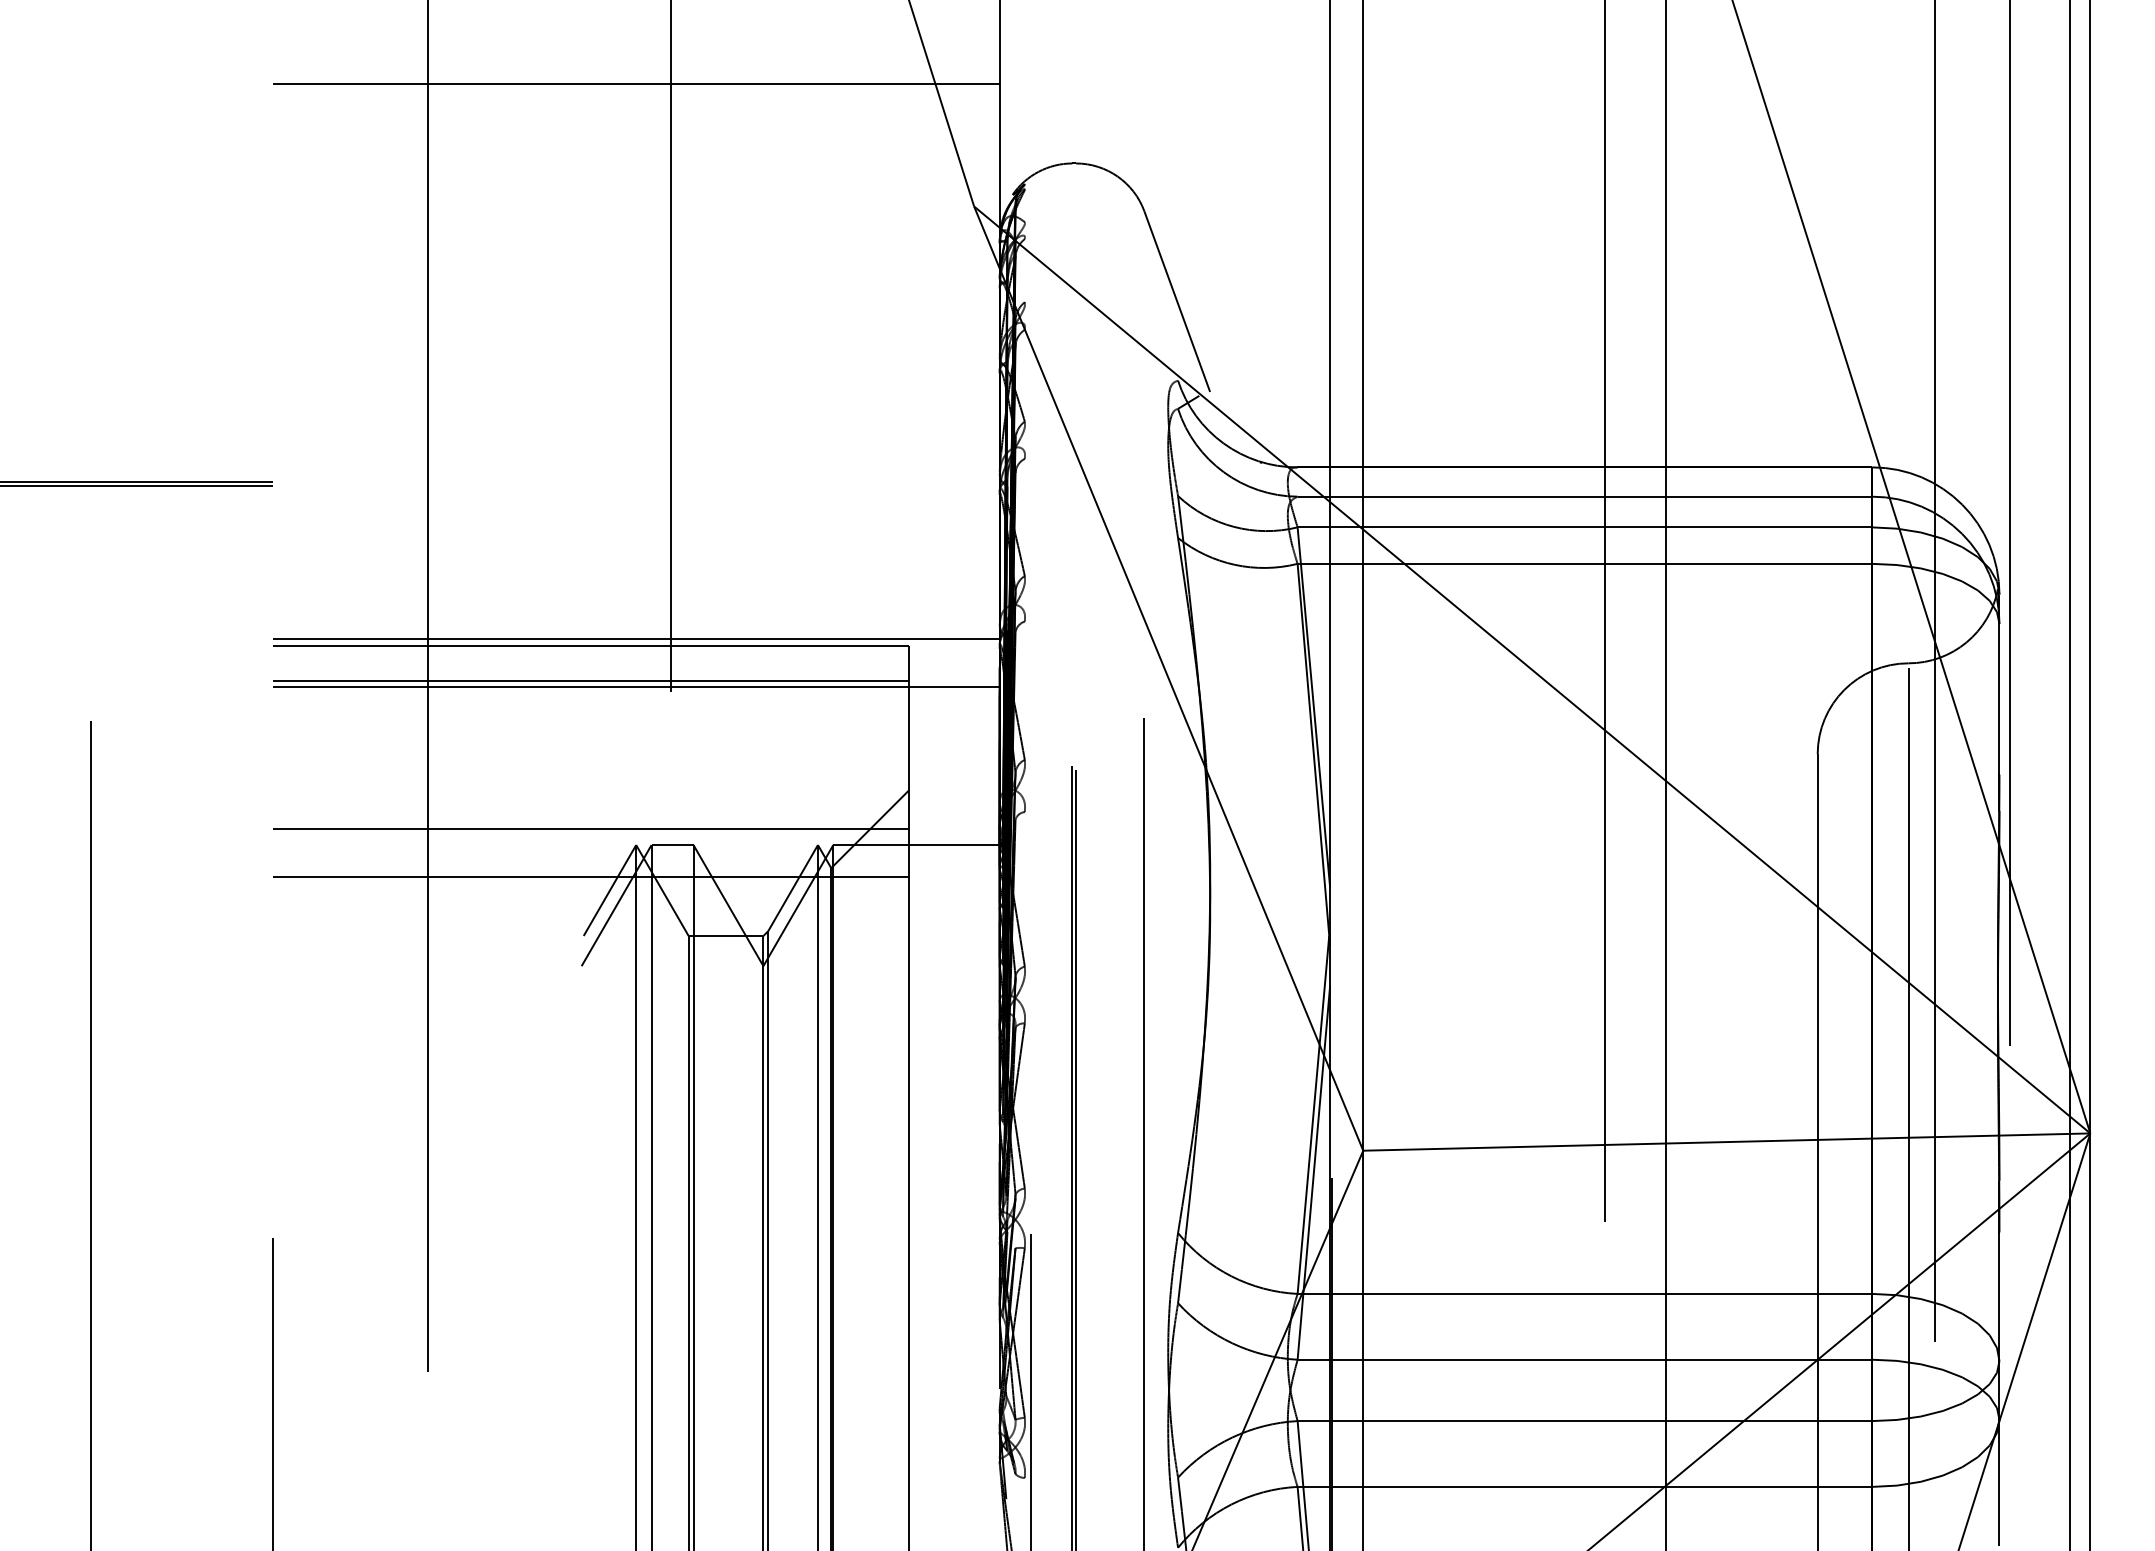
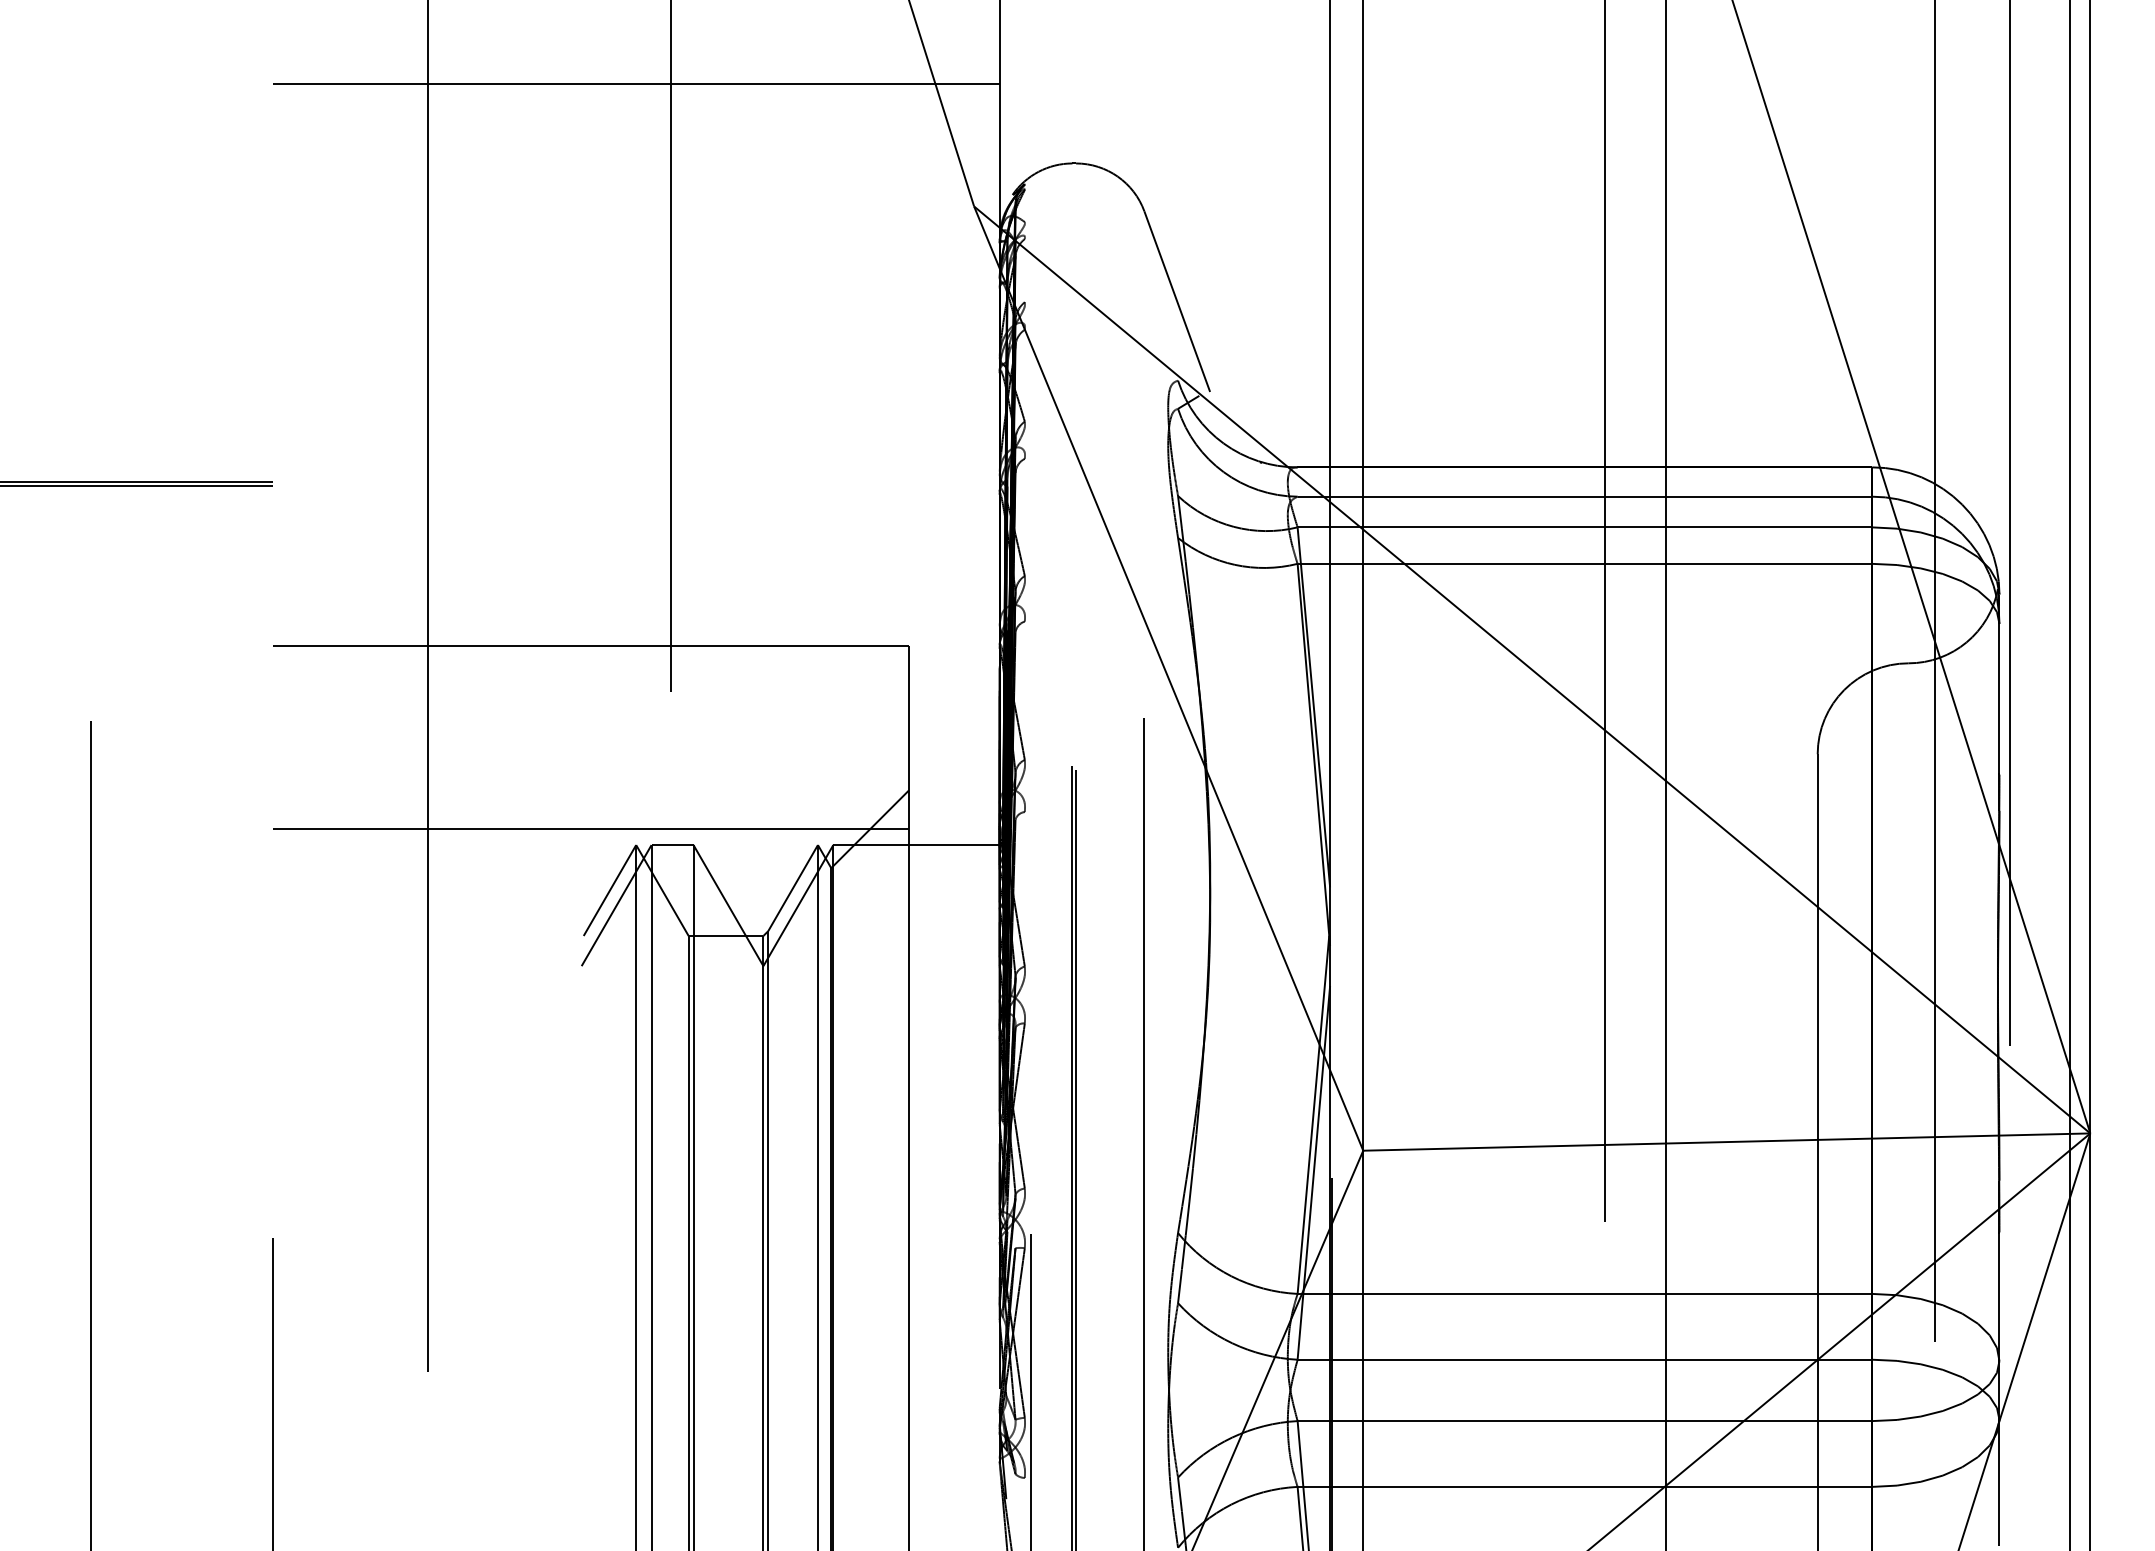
line: present -> none (635, 639)
line: present -> none (590, 681)
line: present -> none (635, 687)
line: present -> none (590, 876)
line: present -> none (1908, 1107)
